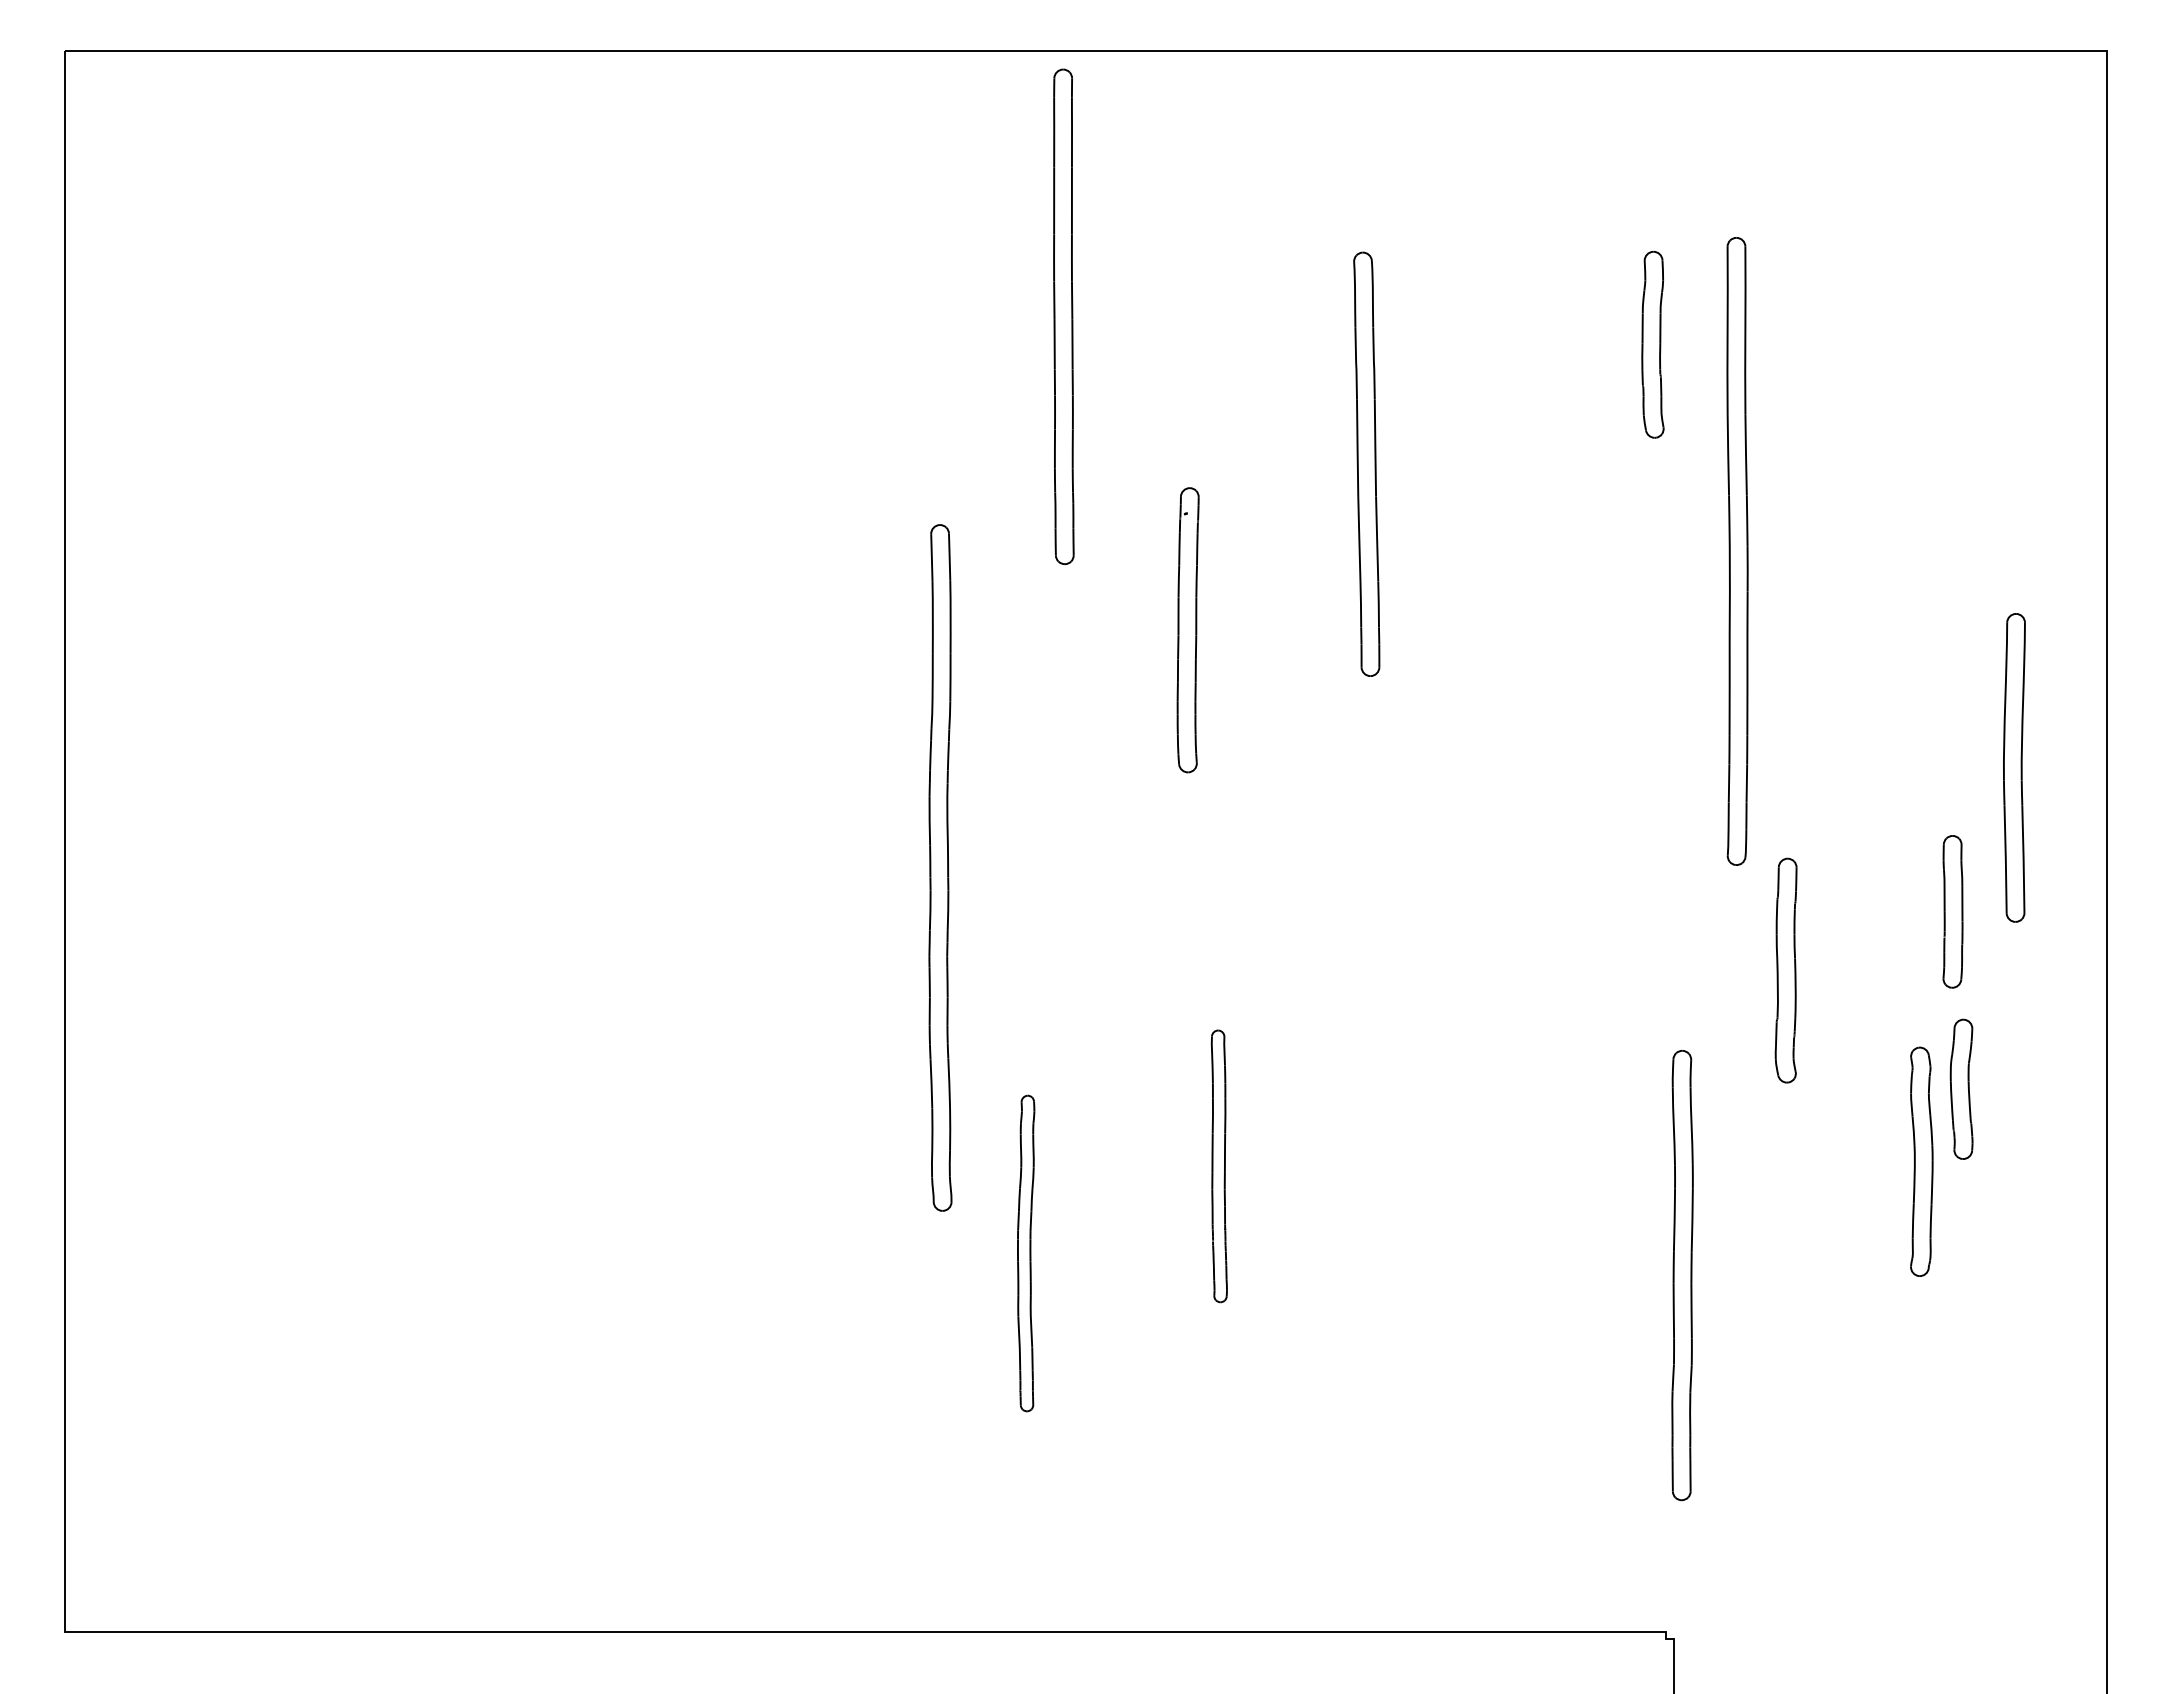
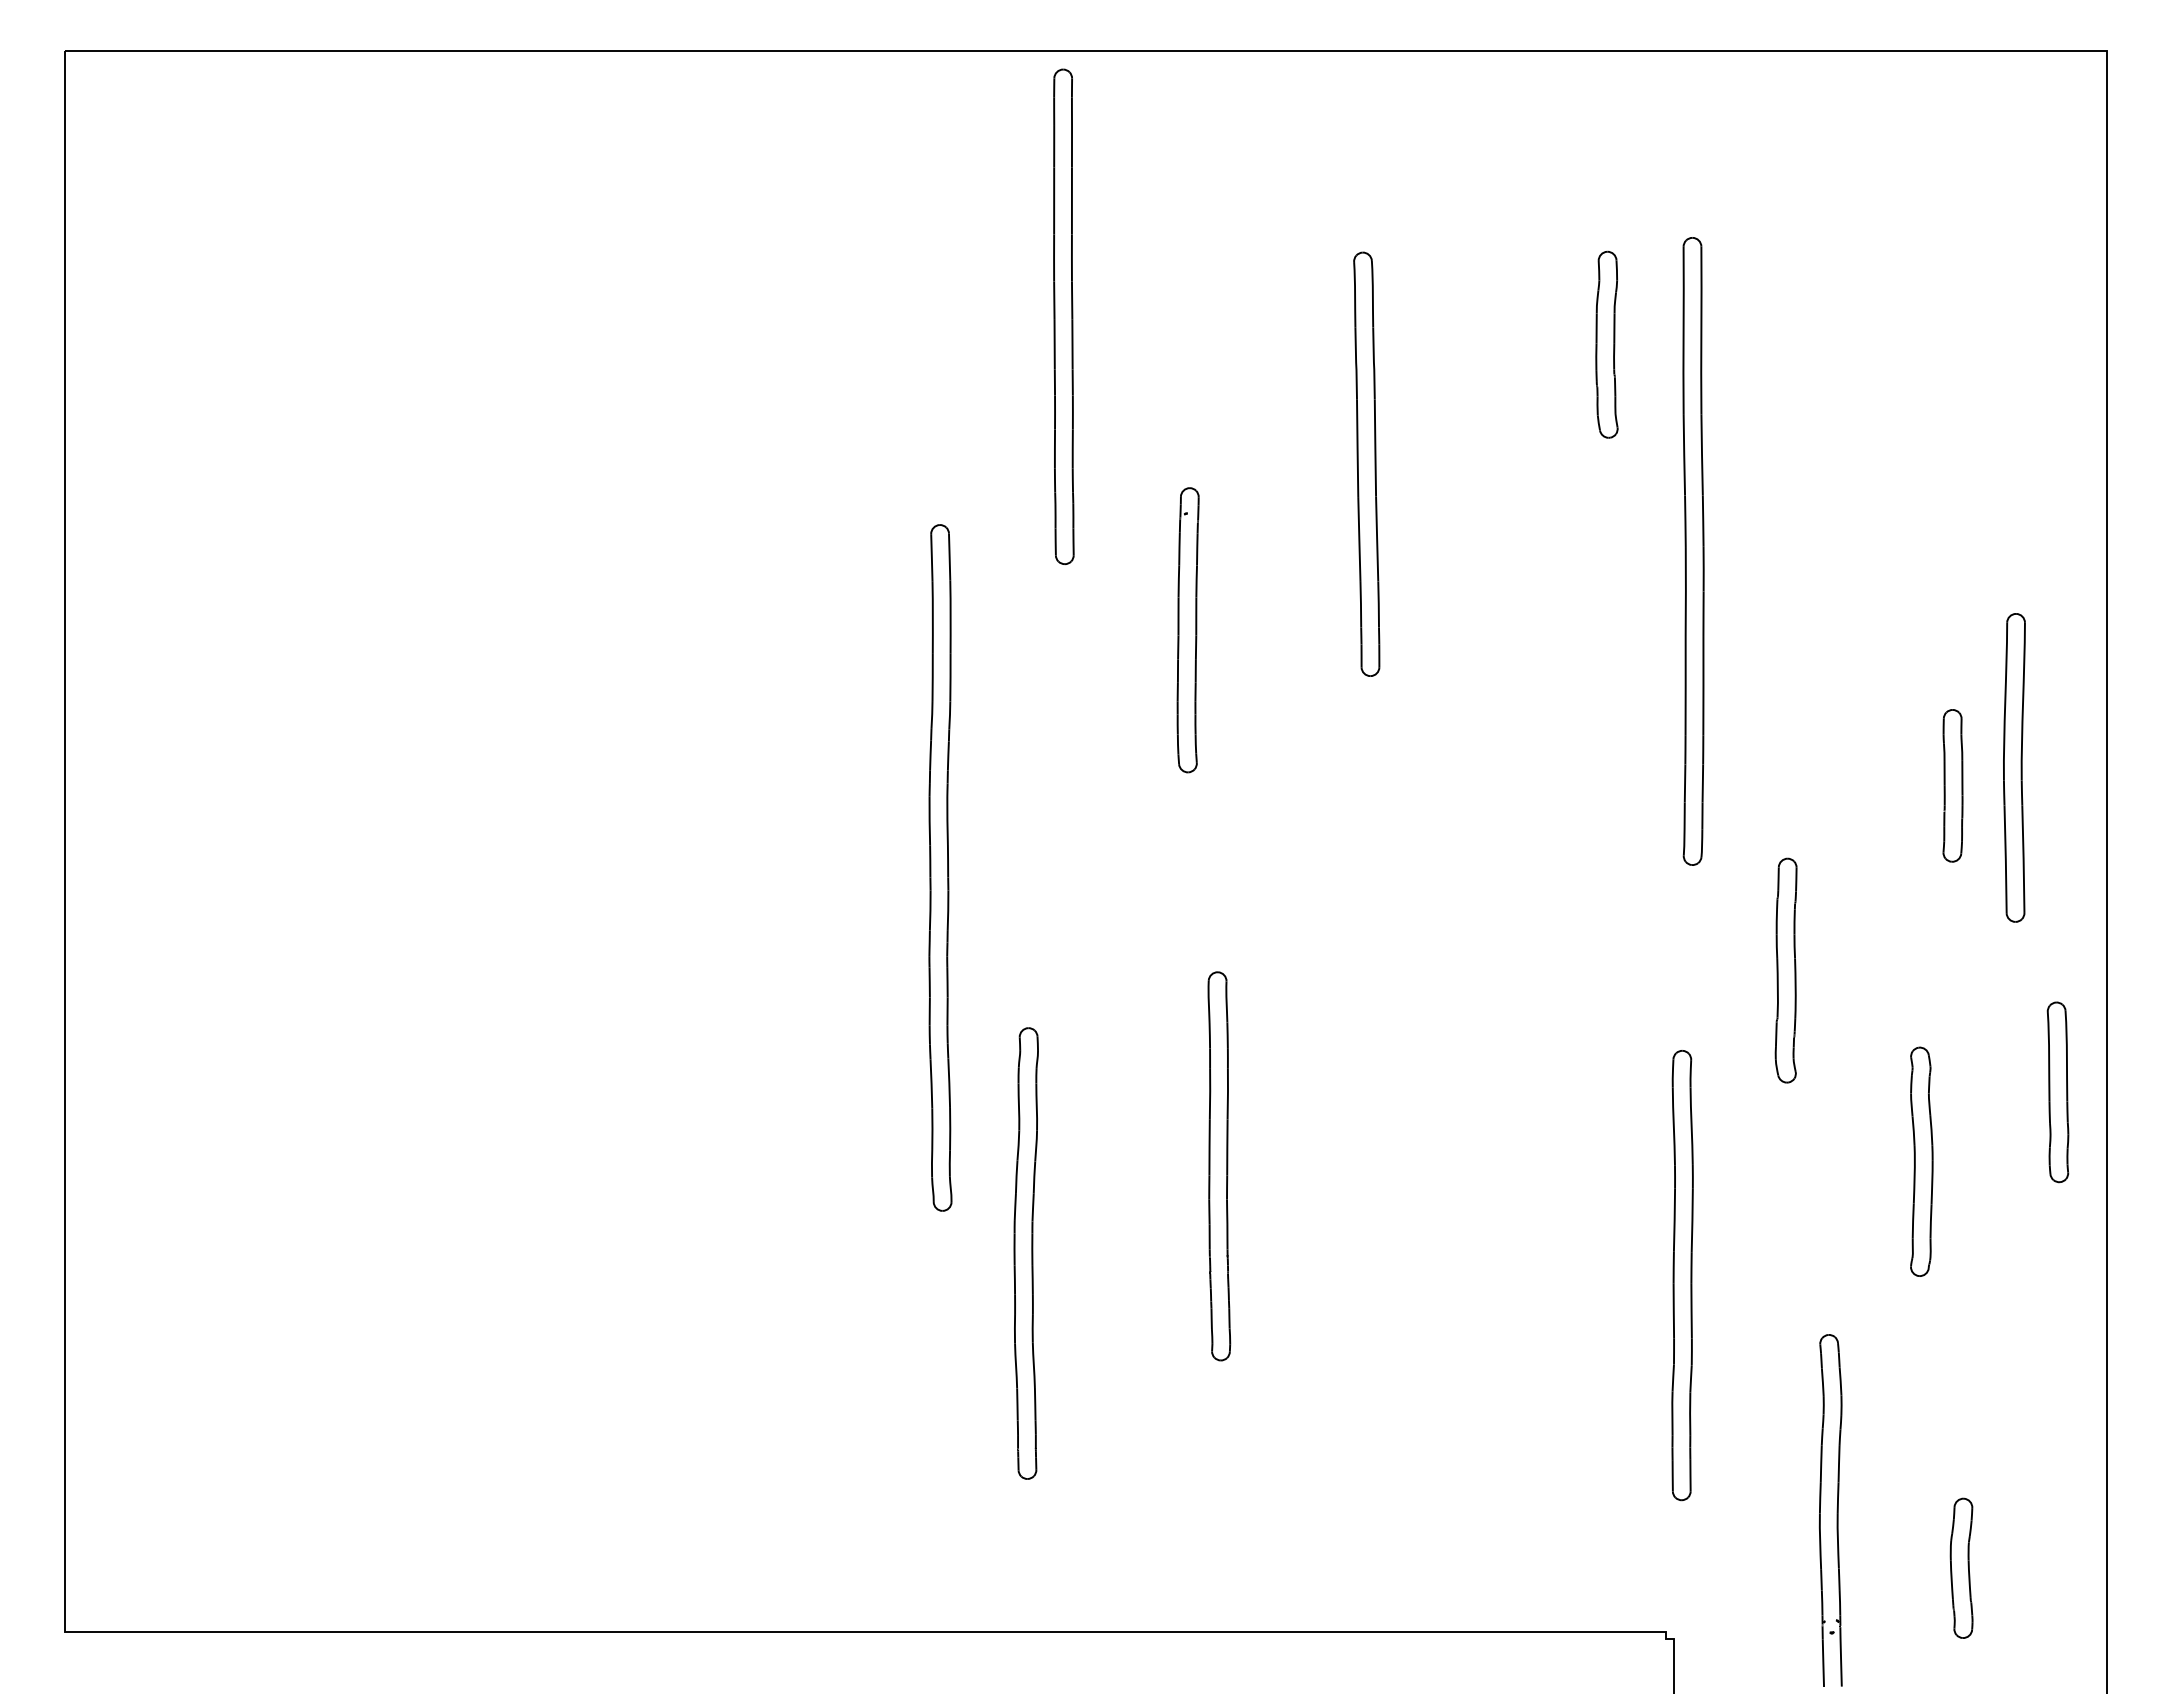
part position: (1652, 344) -> (1606, 344) (1606, 344)
part position: (1737, 551) -> (1693, 551) (1693, 551)
part position: (1952, 911) -> (1952, 785) (1952, 785)
part position: (1961, 1088) -> (1961, 1567) (1961, 1567)
part: none -> present (2057, 1092)
part size: 18x275 px -> 25x391 px (1219, 1166)
part size: 19x319 px -> 26x453 px (1025, 1253)
part: none -> present (1830, 1510)
